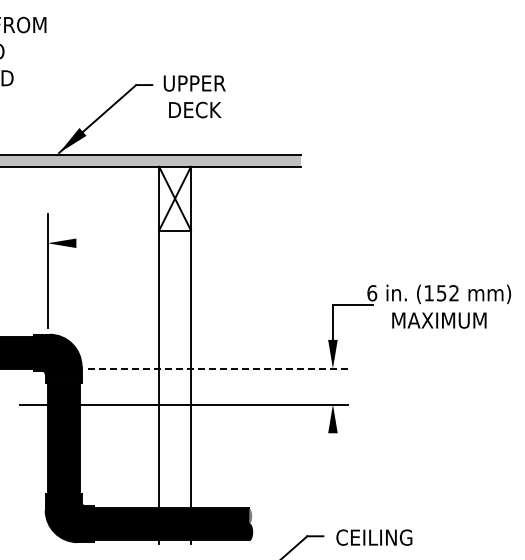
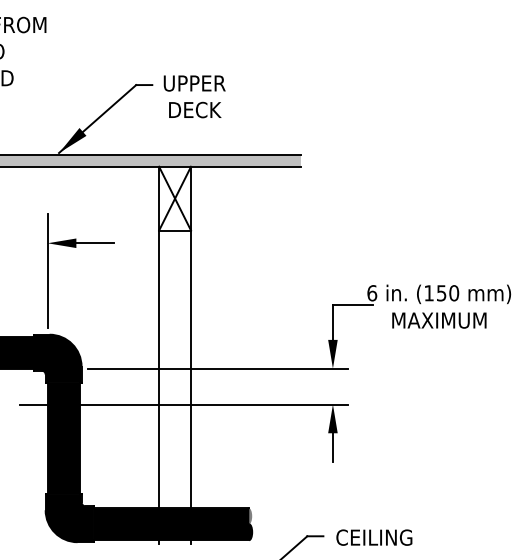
line: none -> present (95, 243)
text: (152 -> (150 (454, 293)
line: dashed -> solid (218, 368)
line: none -> present (332, 447)
